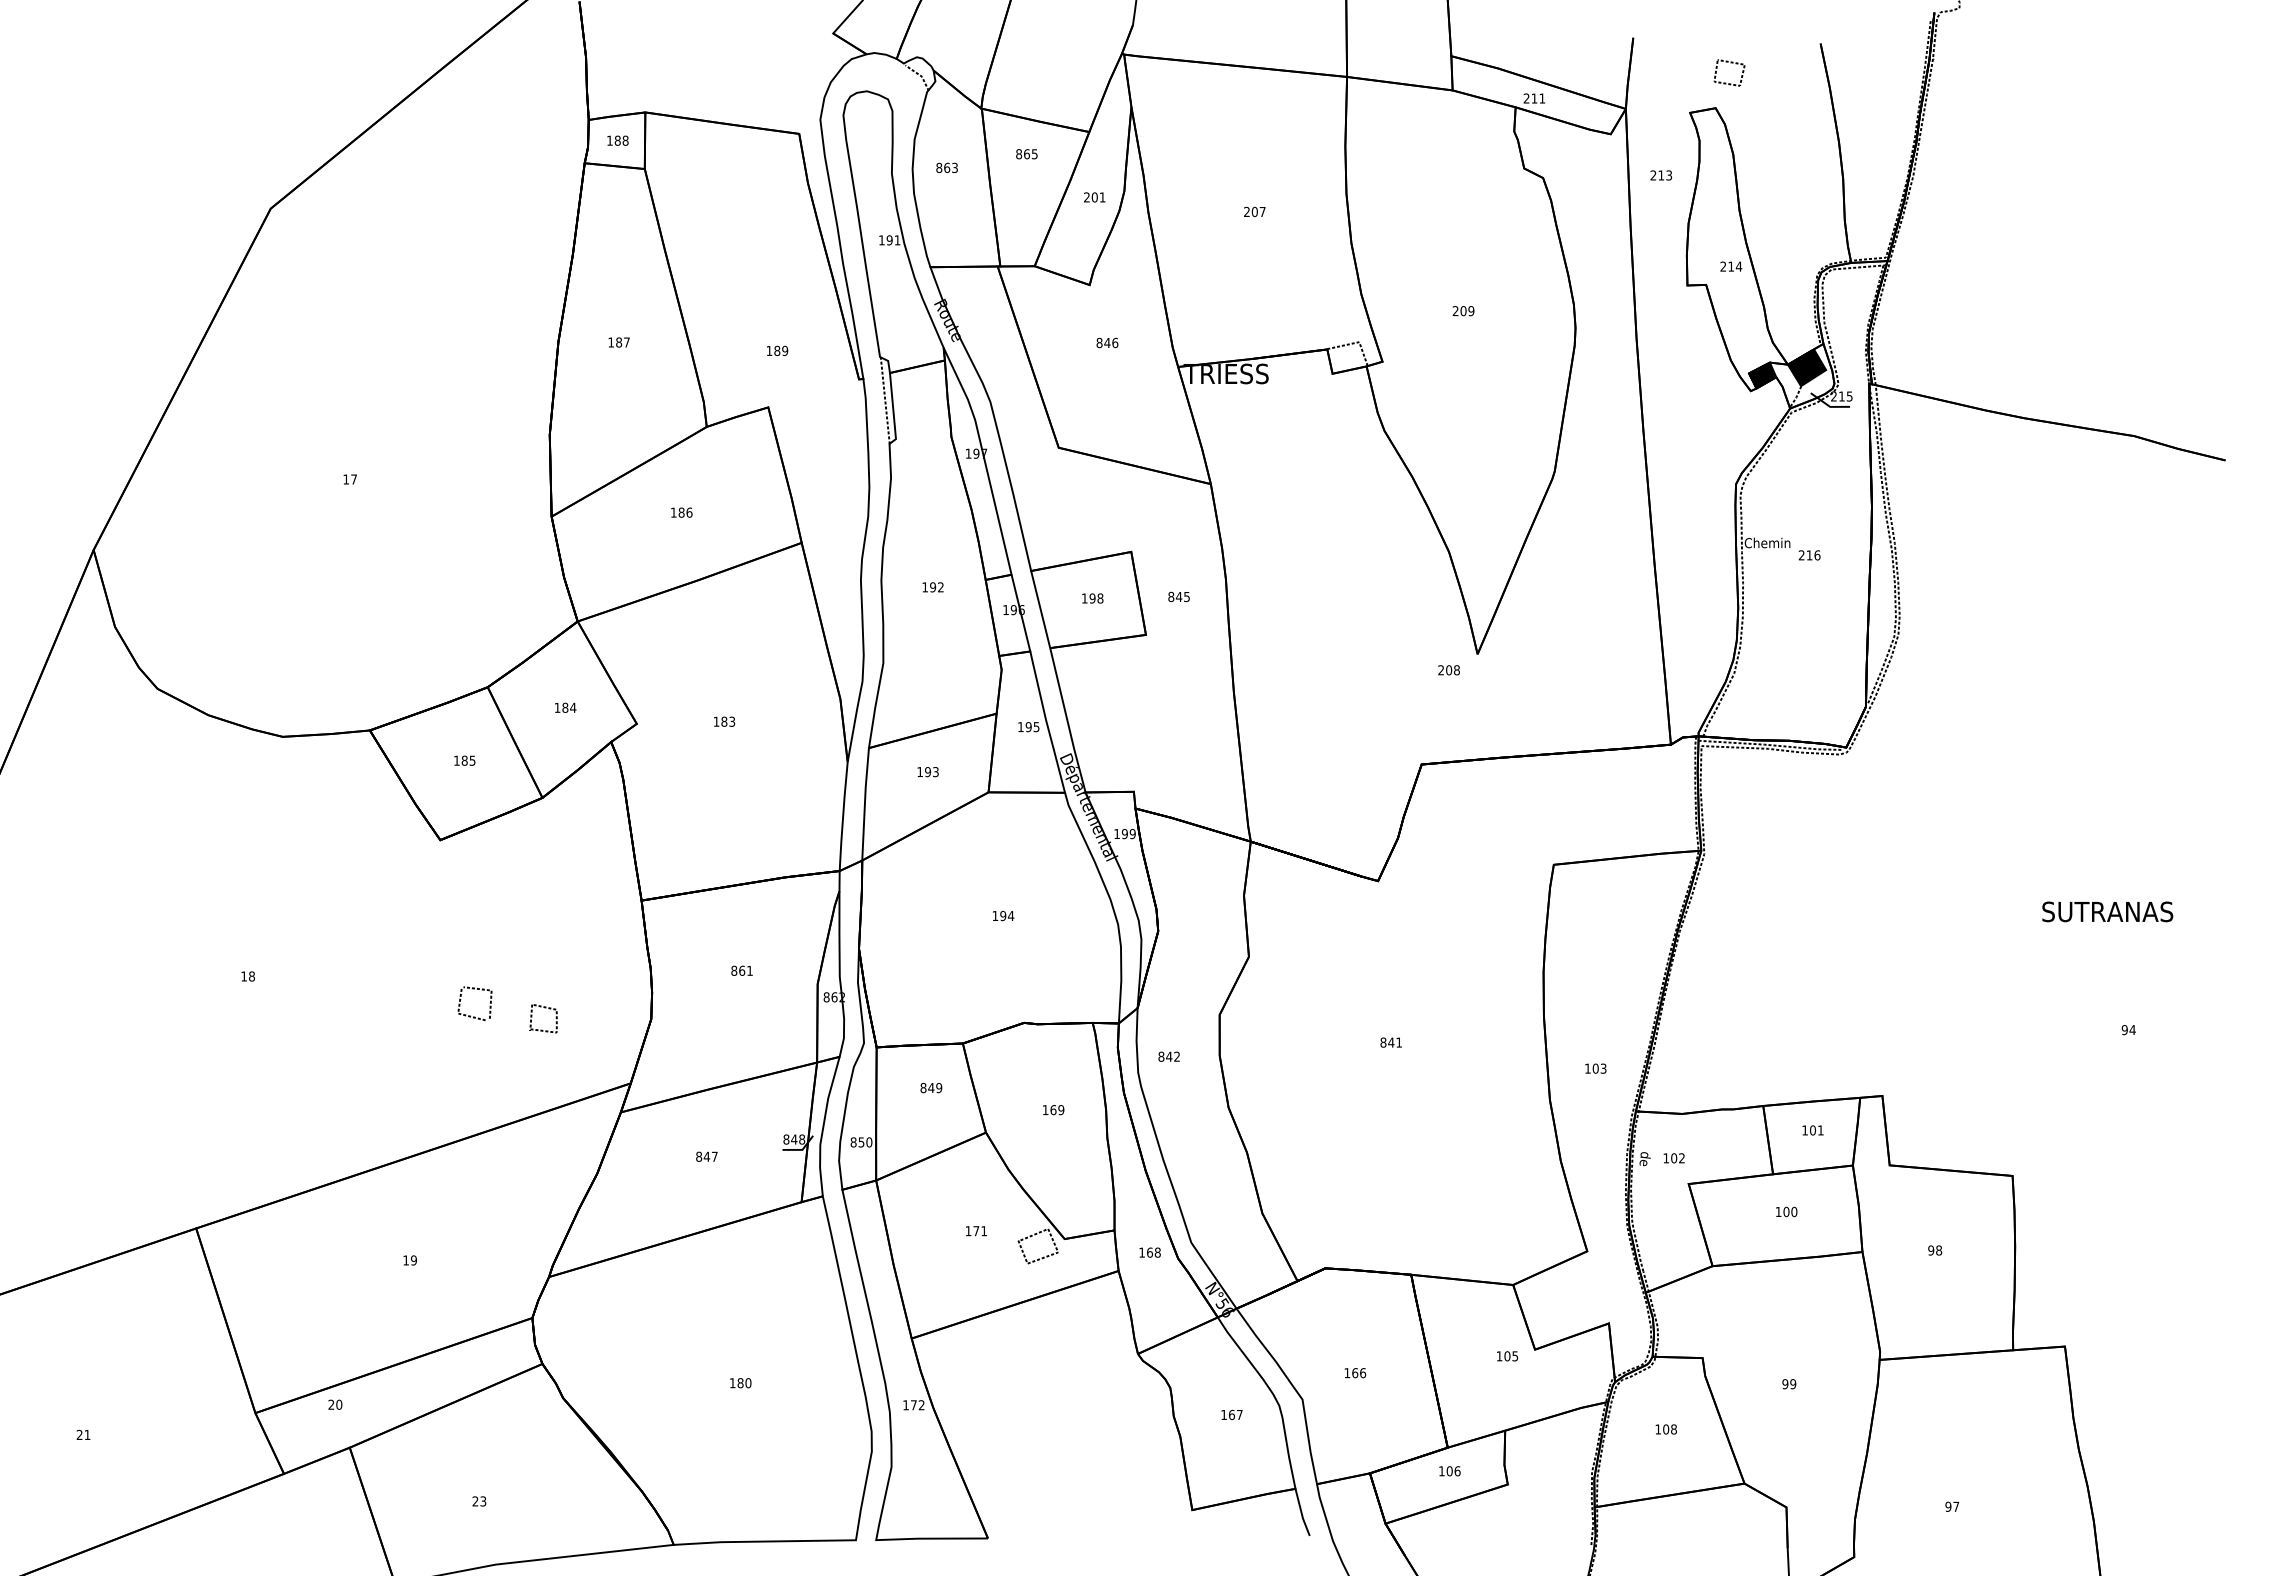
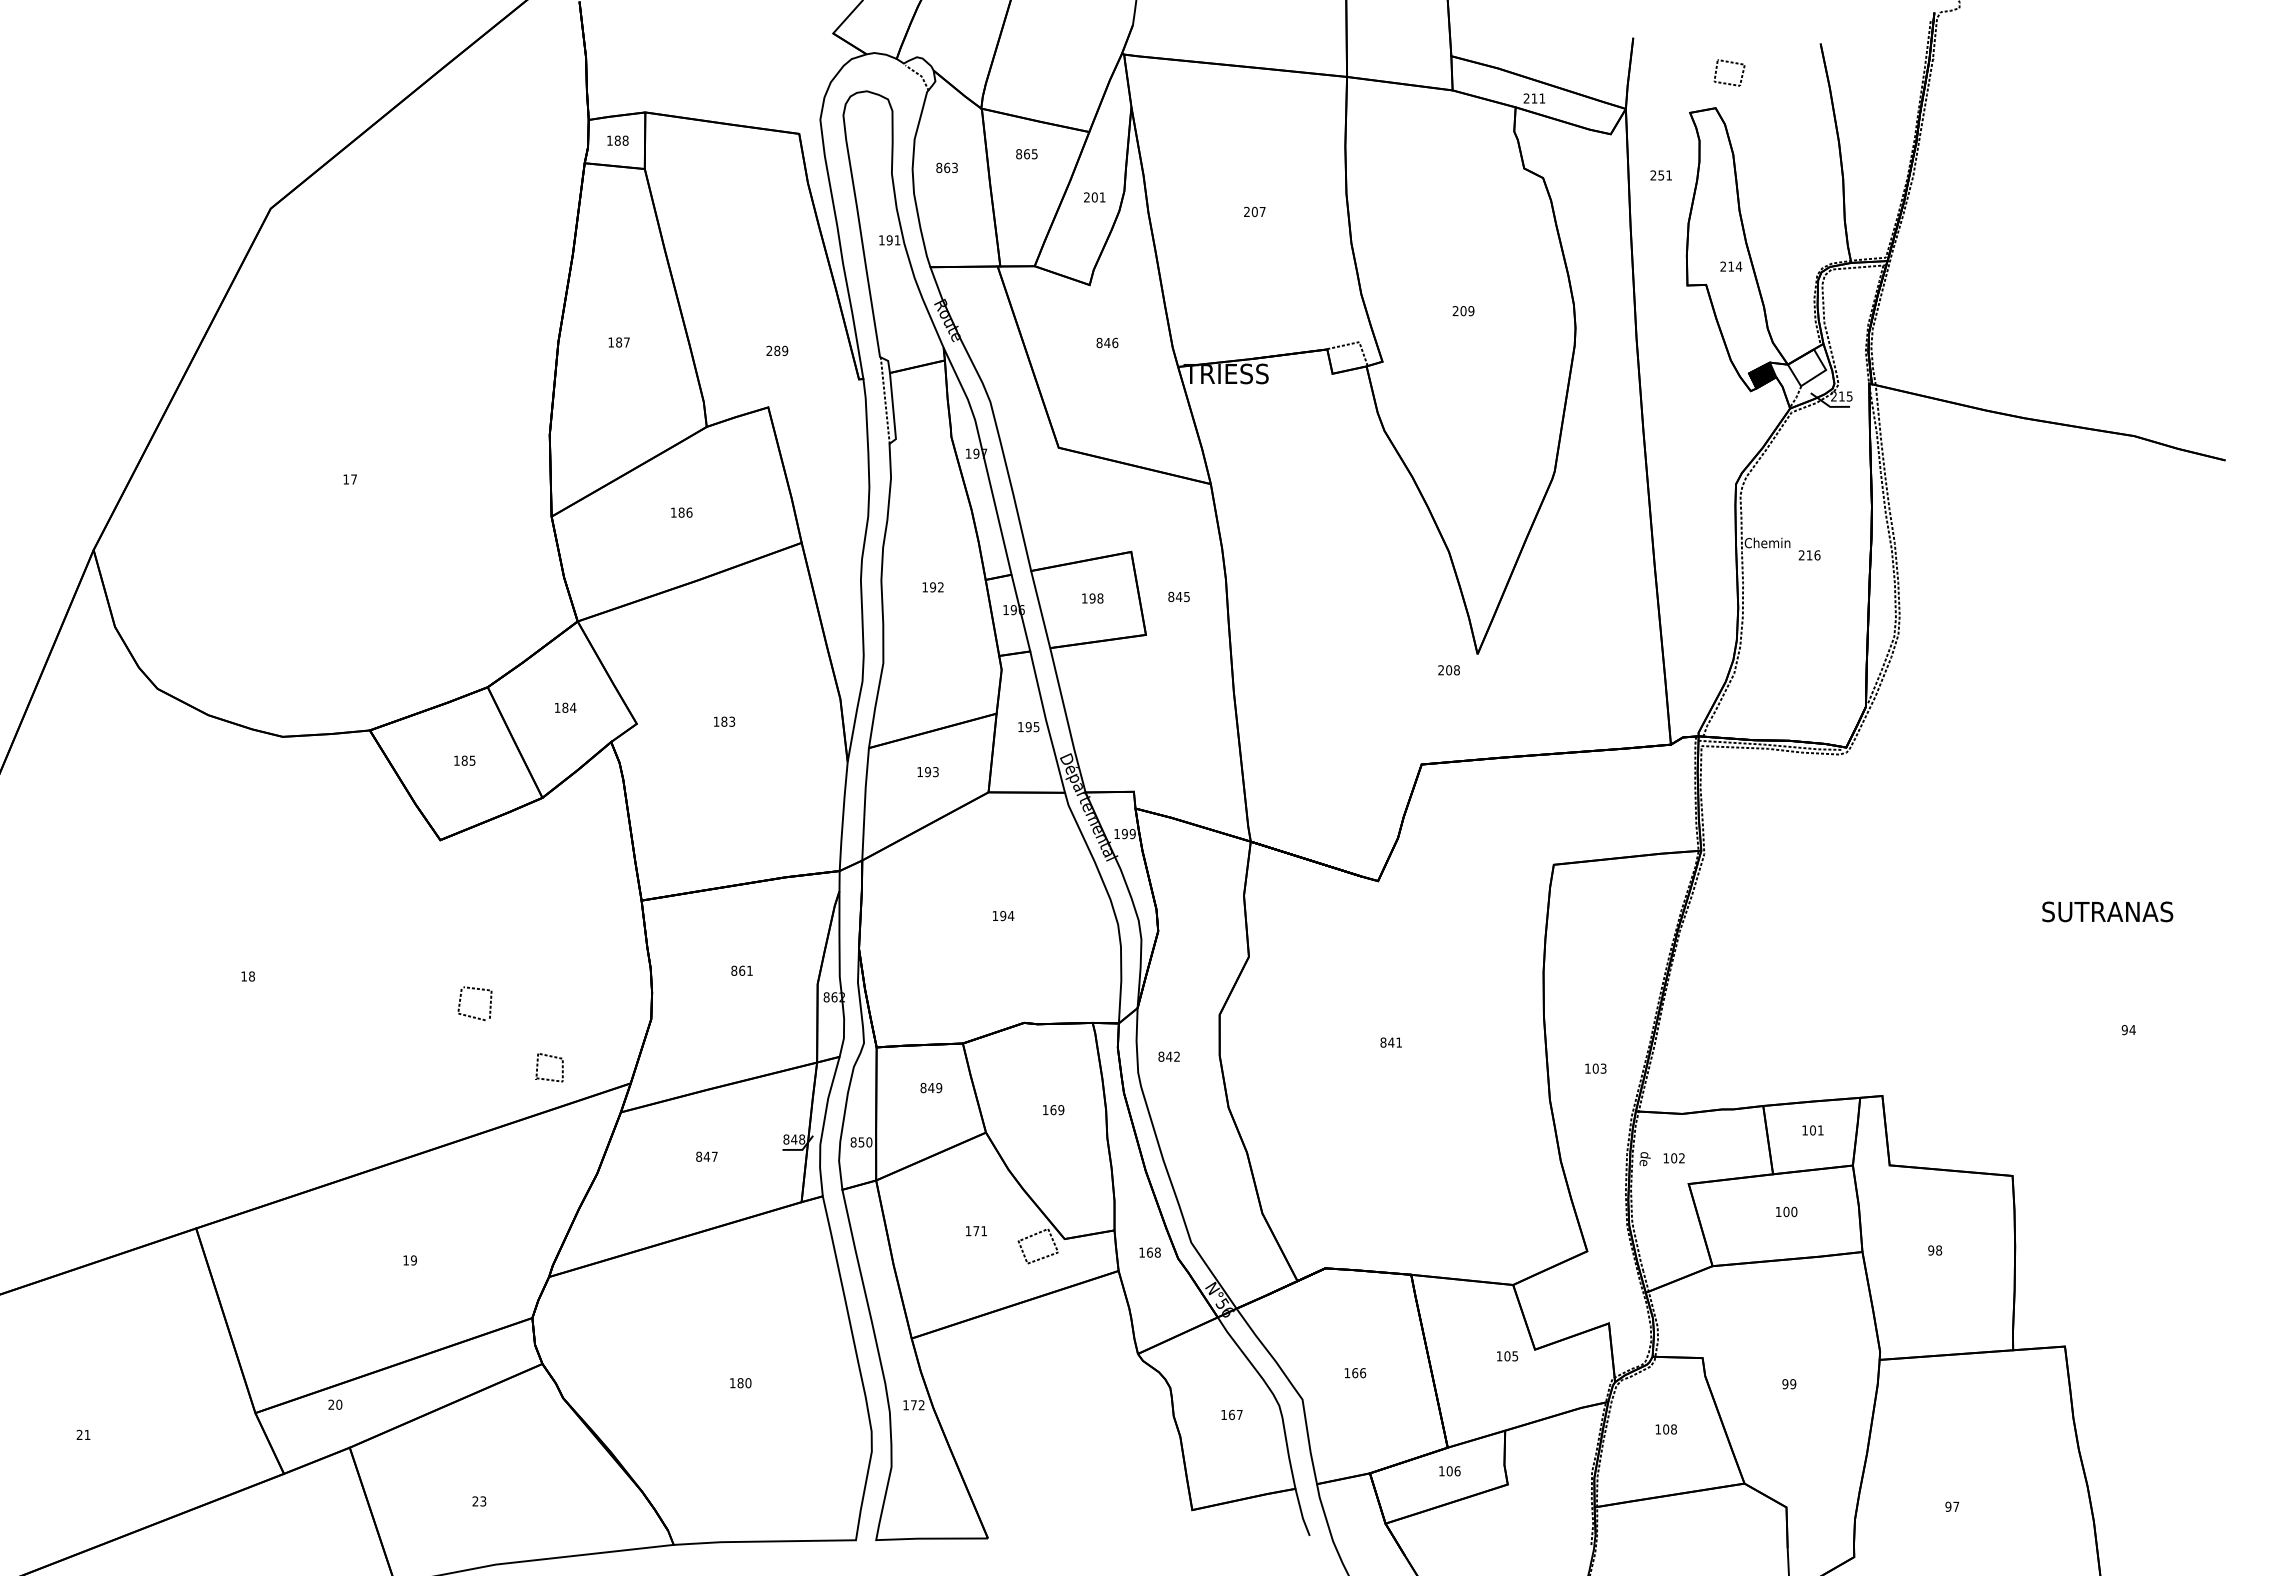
text: 213 -> 251 (1665, 175)
text: 189 -> 289 (769, 350)
fill: present -> none (1806, 367)
part position: (544, 1008) -> (550, 1057) (550, 1057)
